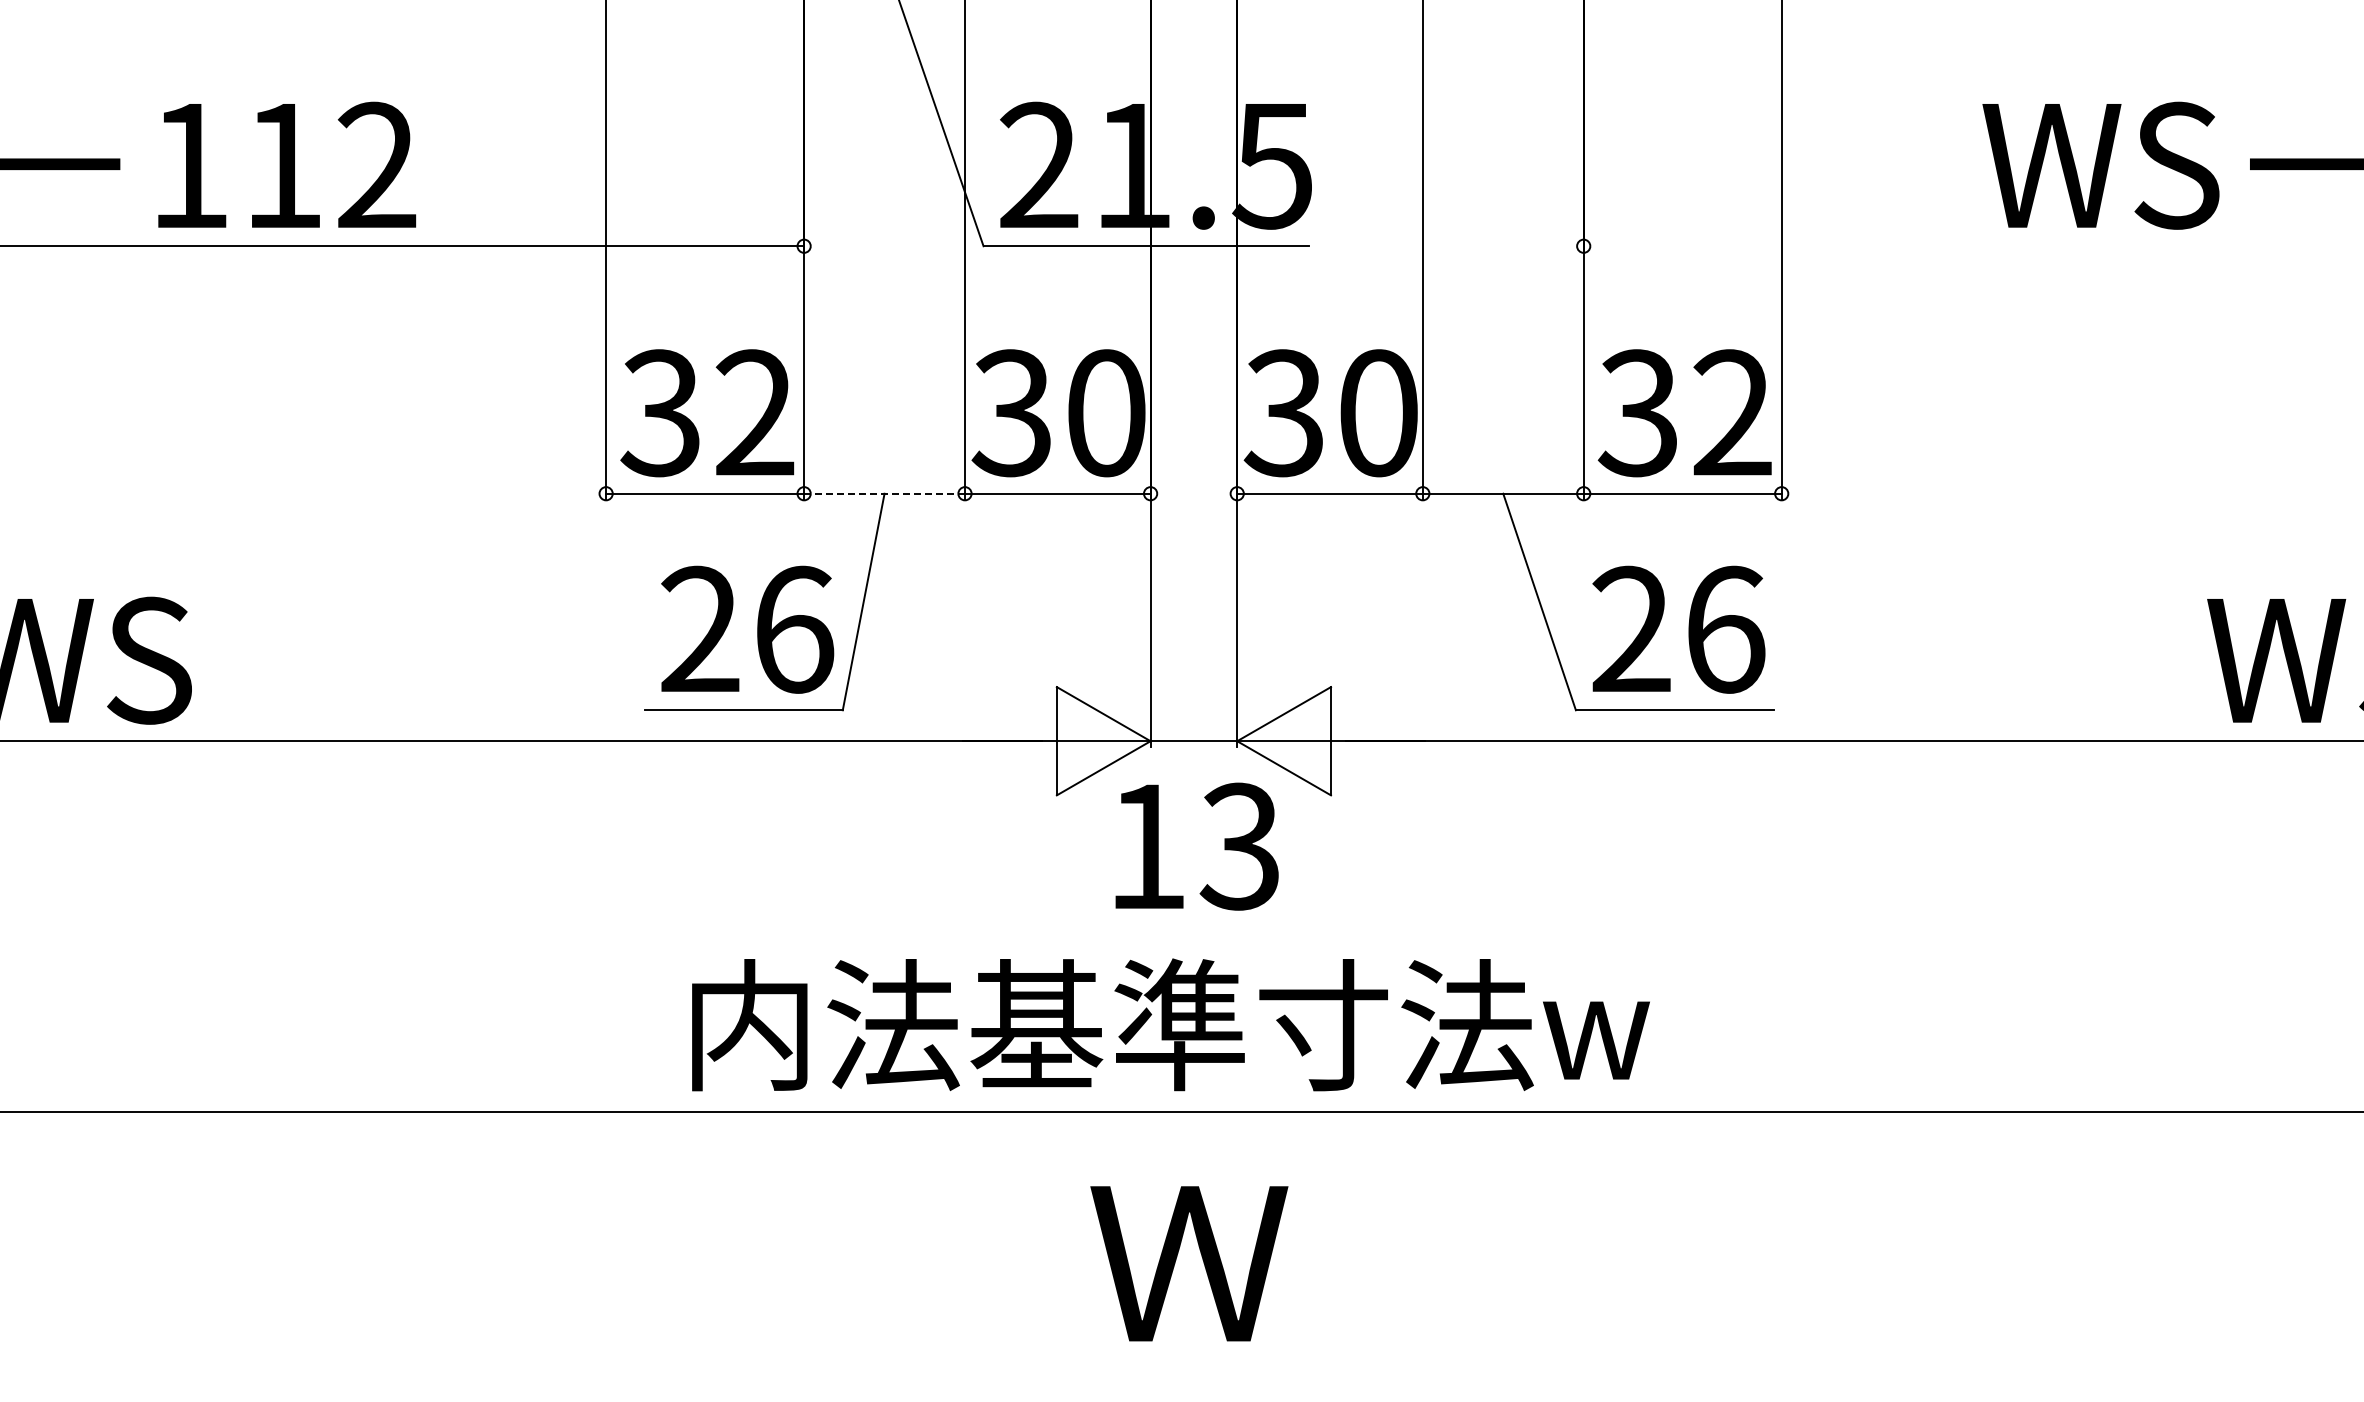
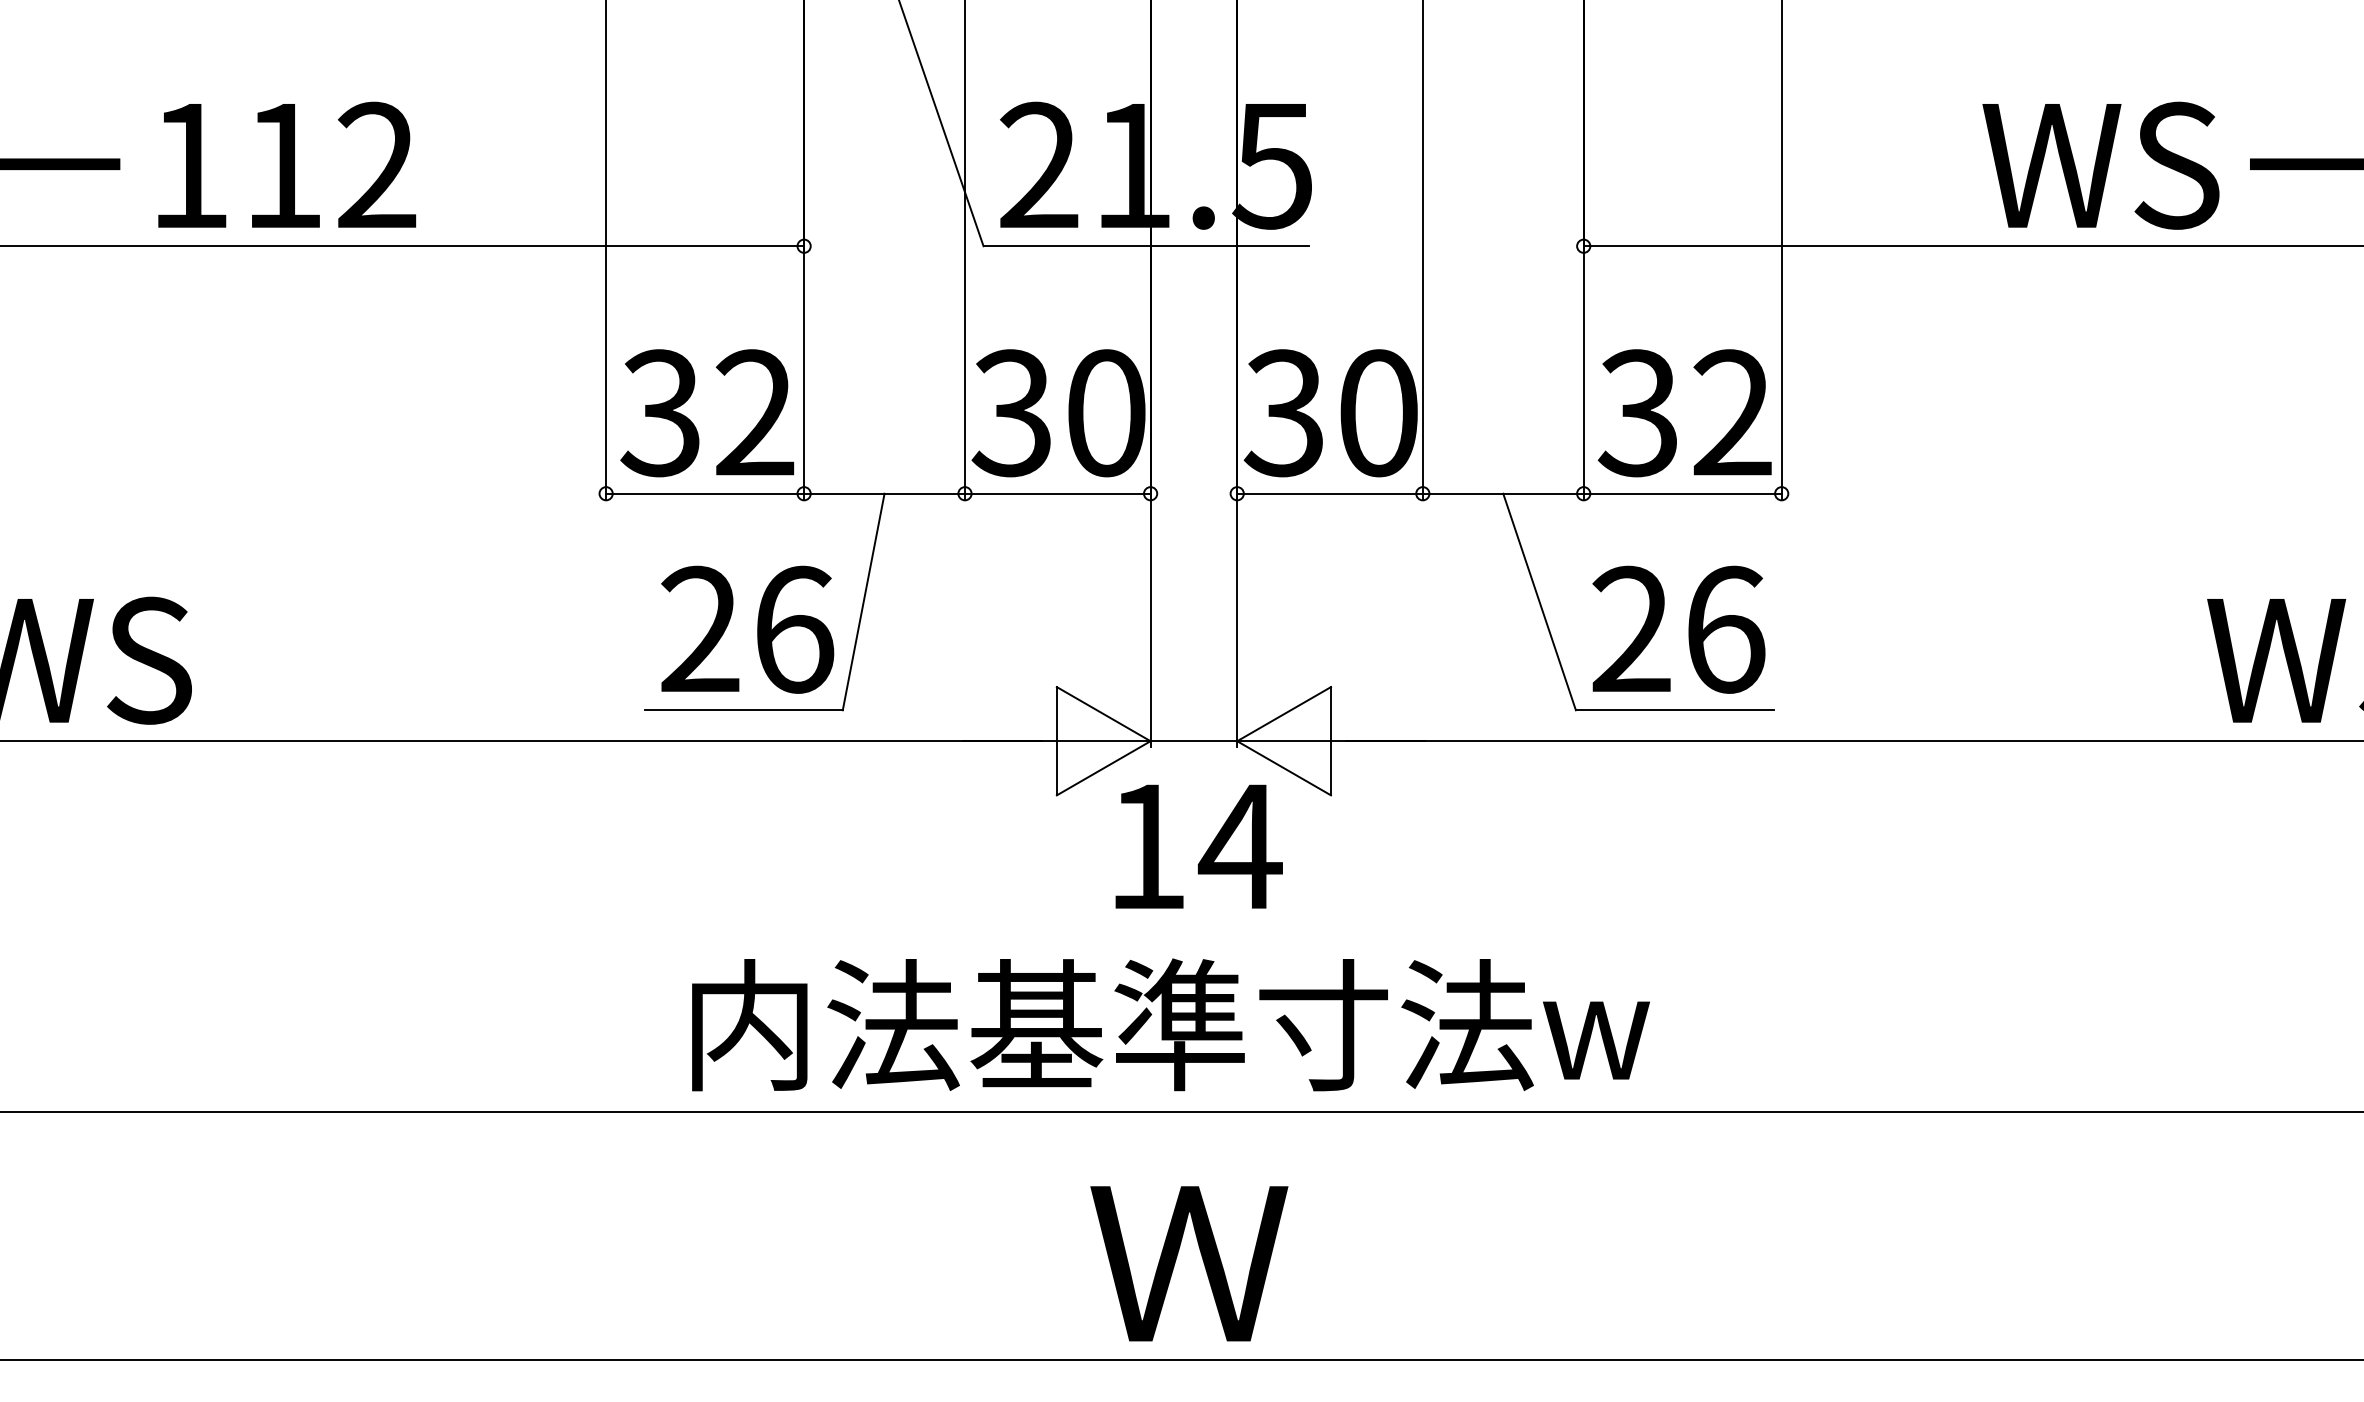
line: none -> present (1971, 246)
line: dashed -> solid (884, 493)
text: 13 -> 14 (1239, 846)
line: none -> present (1181, 1359)
